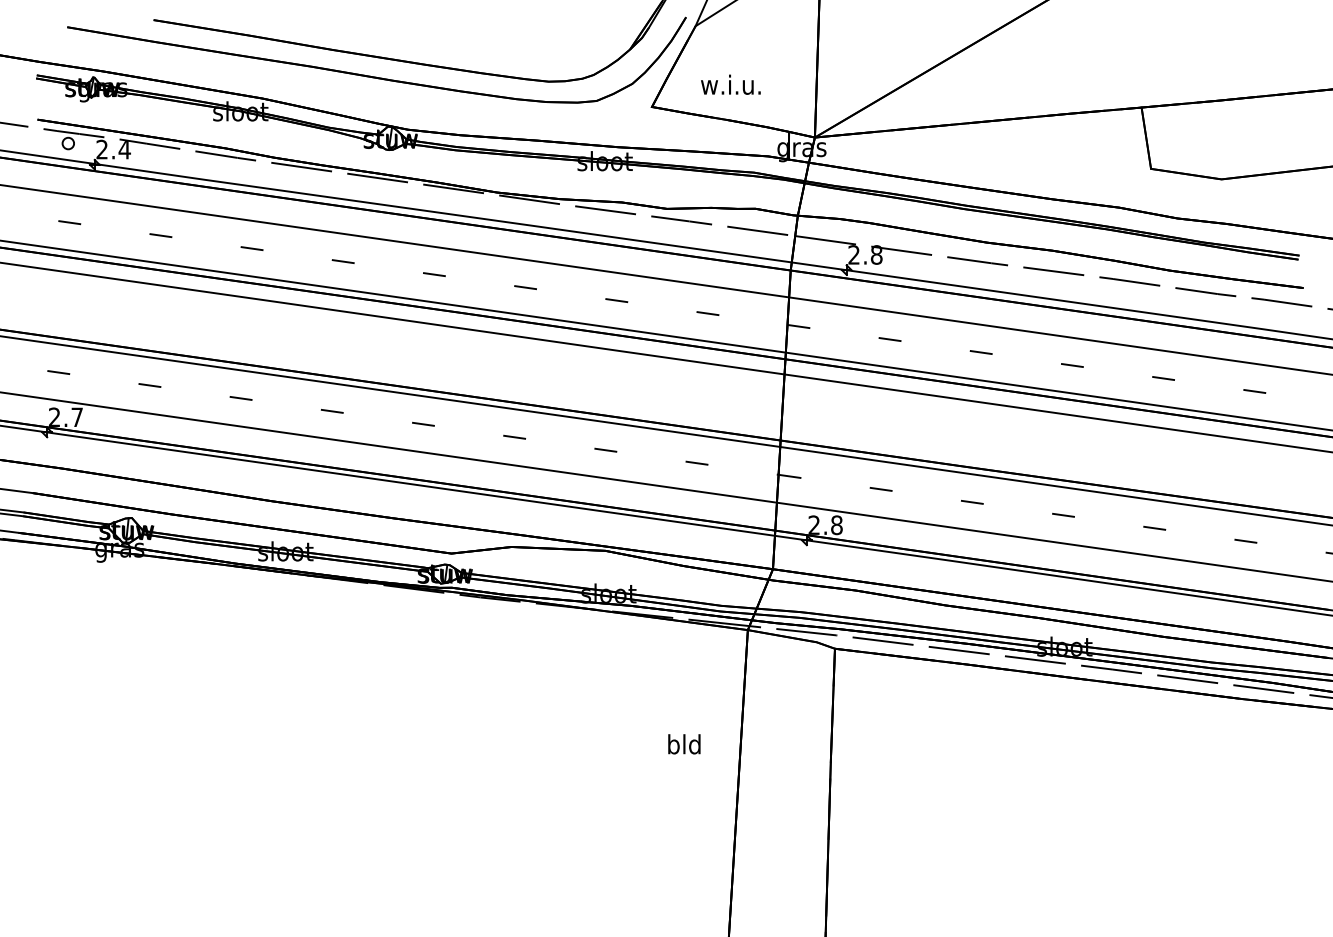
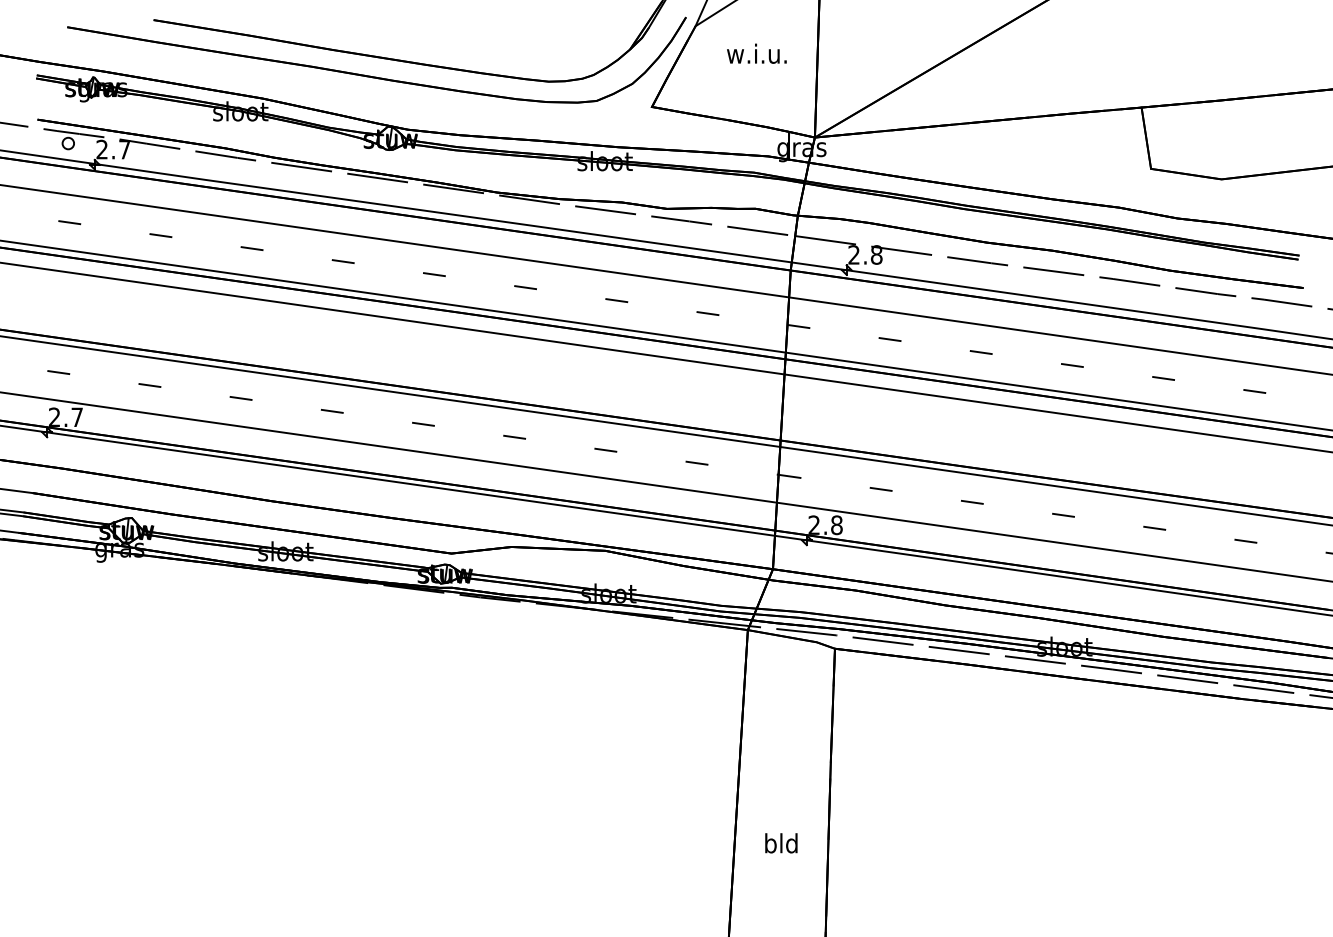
text position: (730, 84) -> (756, 53) (756, 53)
text: 2.4 -> 2.7 (124, 149)
text position: (684, 744) -> (781, 843) (781, 843)
